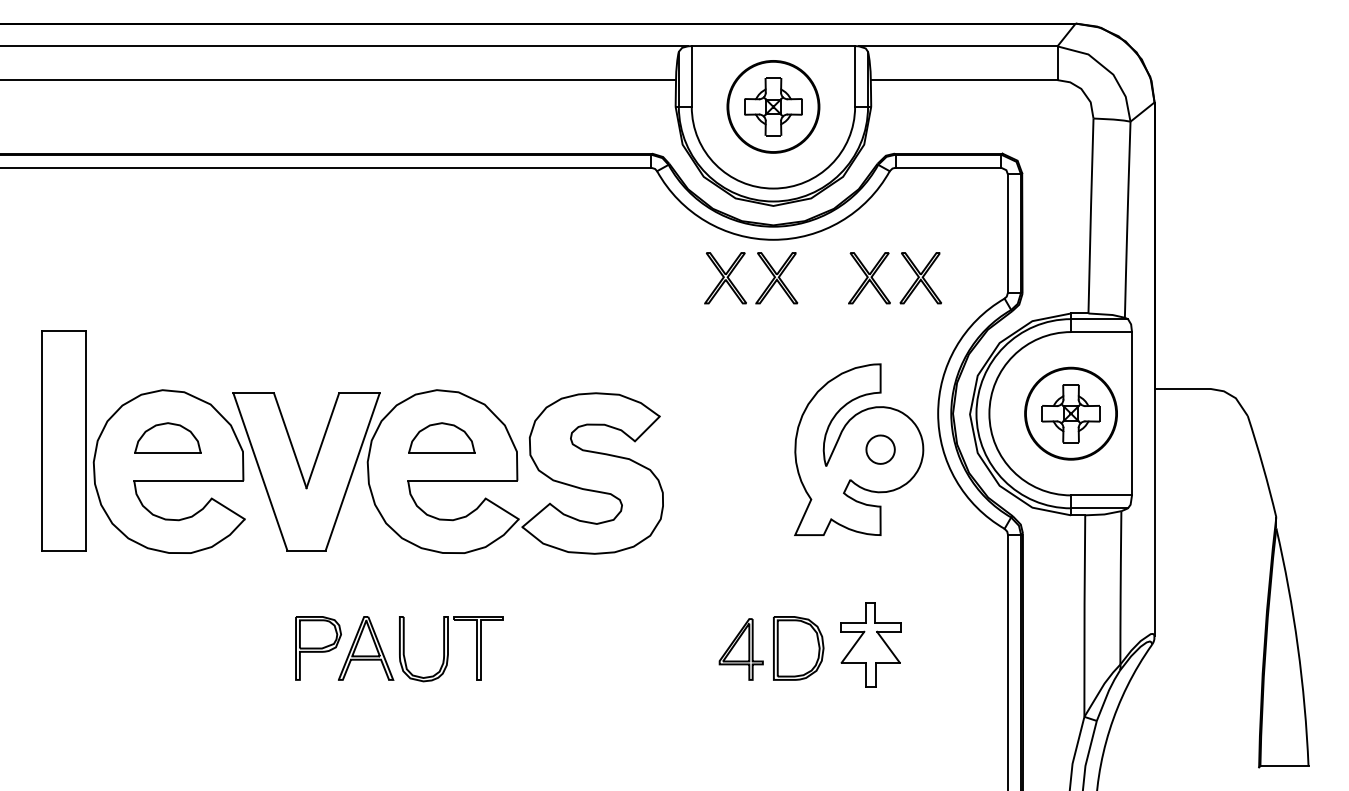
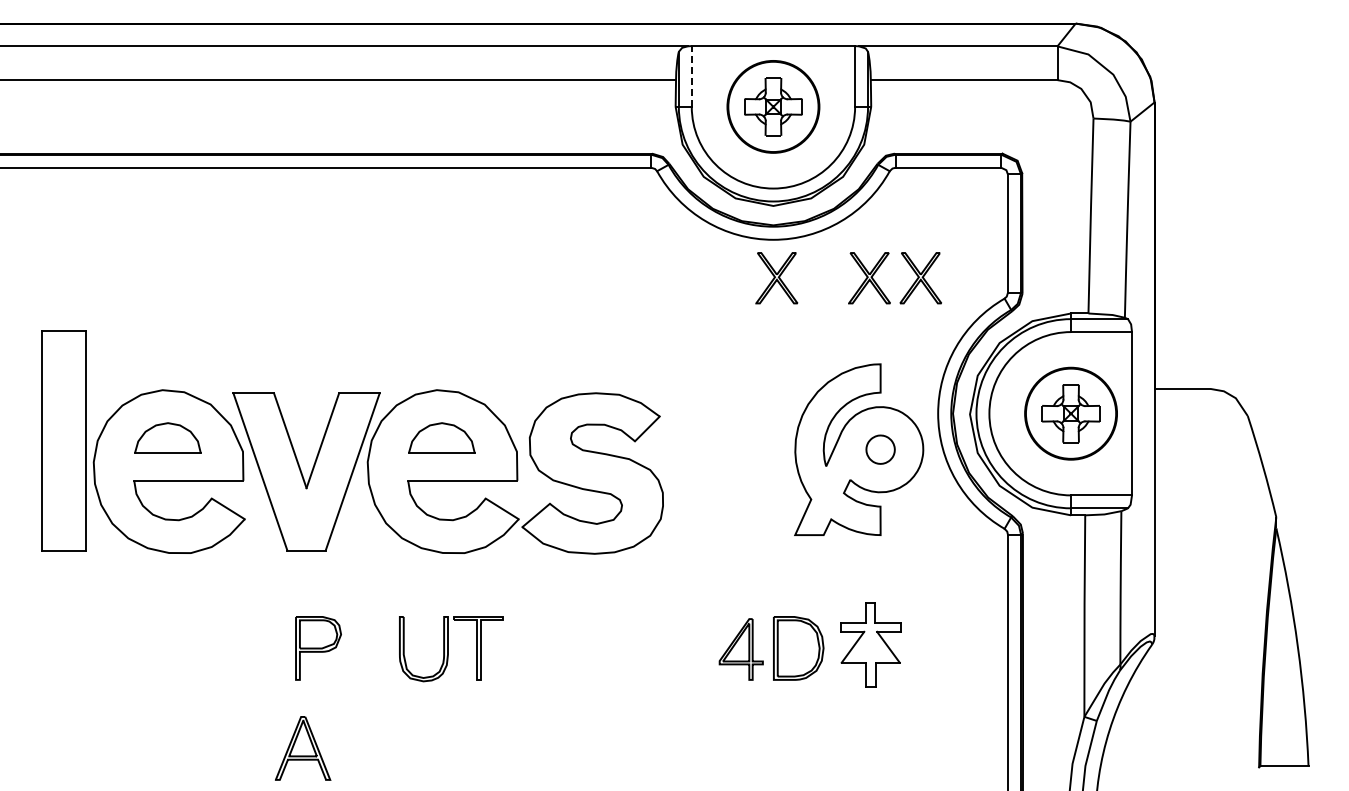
line: solid -> dashed (691, 76)
part: present -> none (725, 278)
part position: (366, 648) -> (303, 748) (303, 748)
